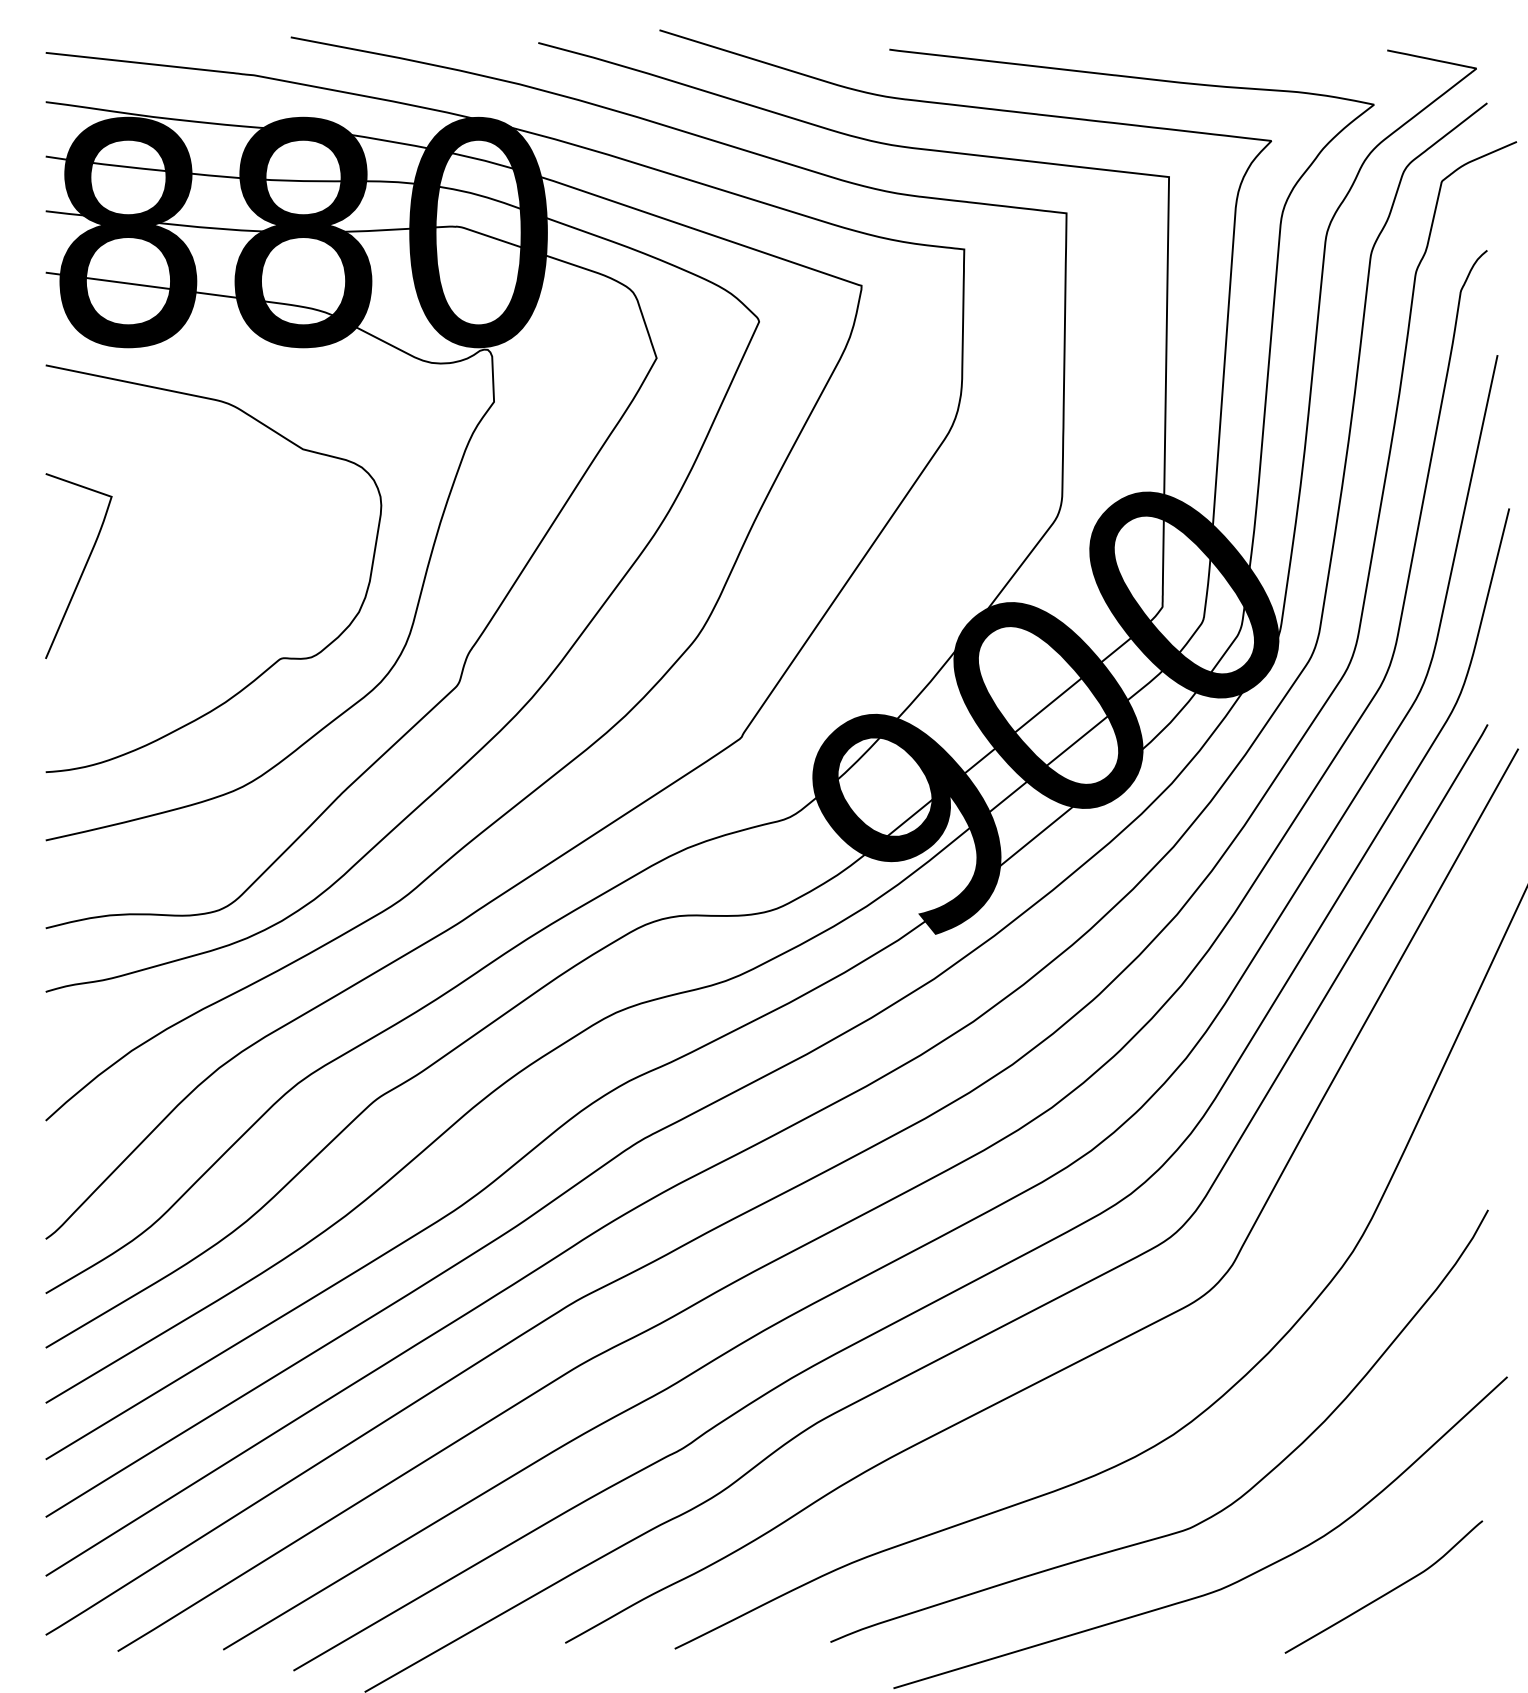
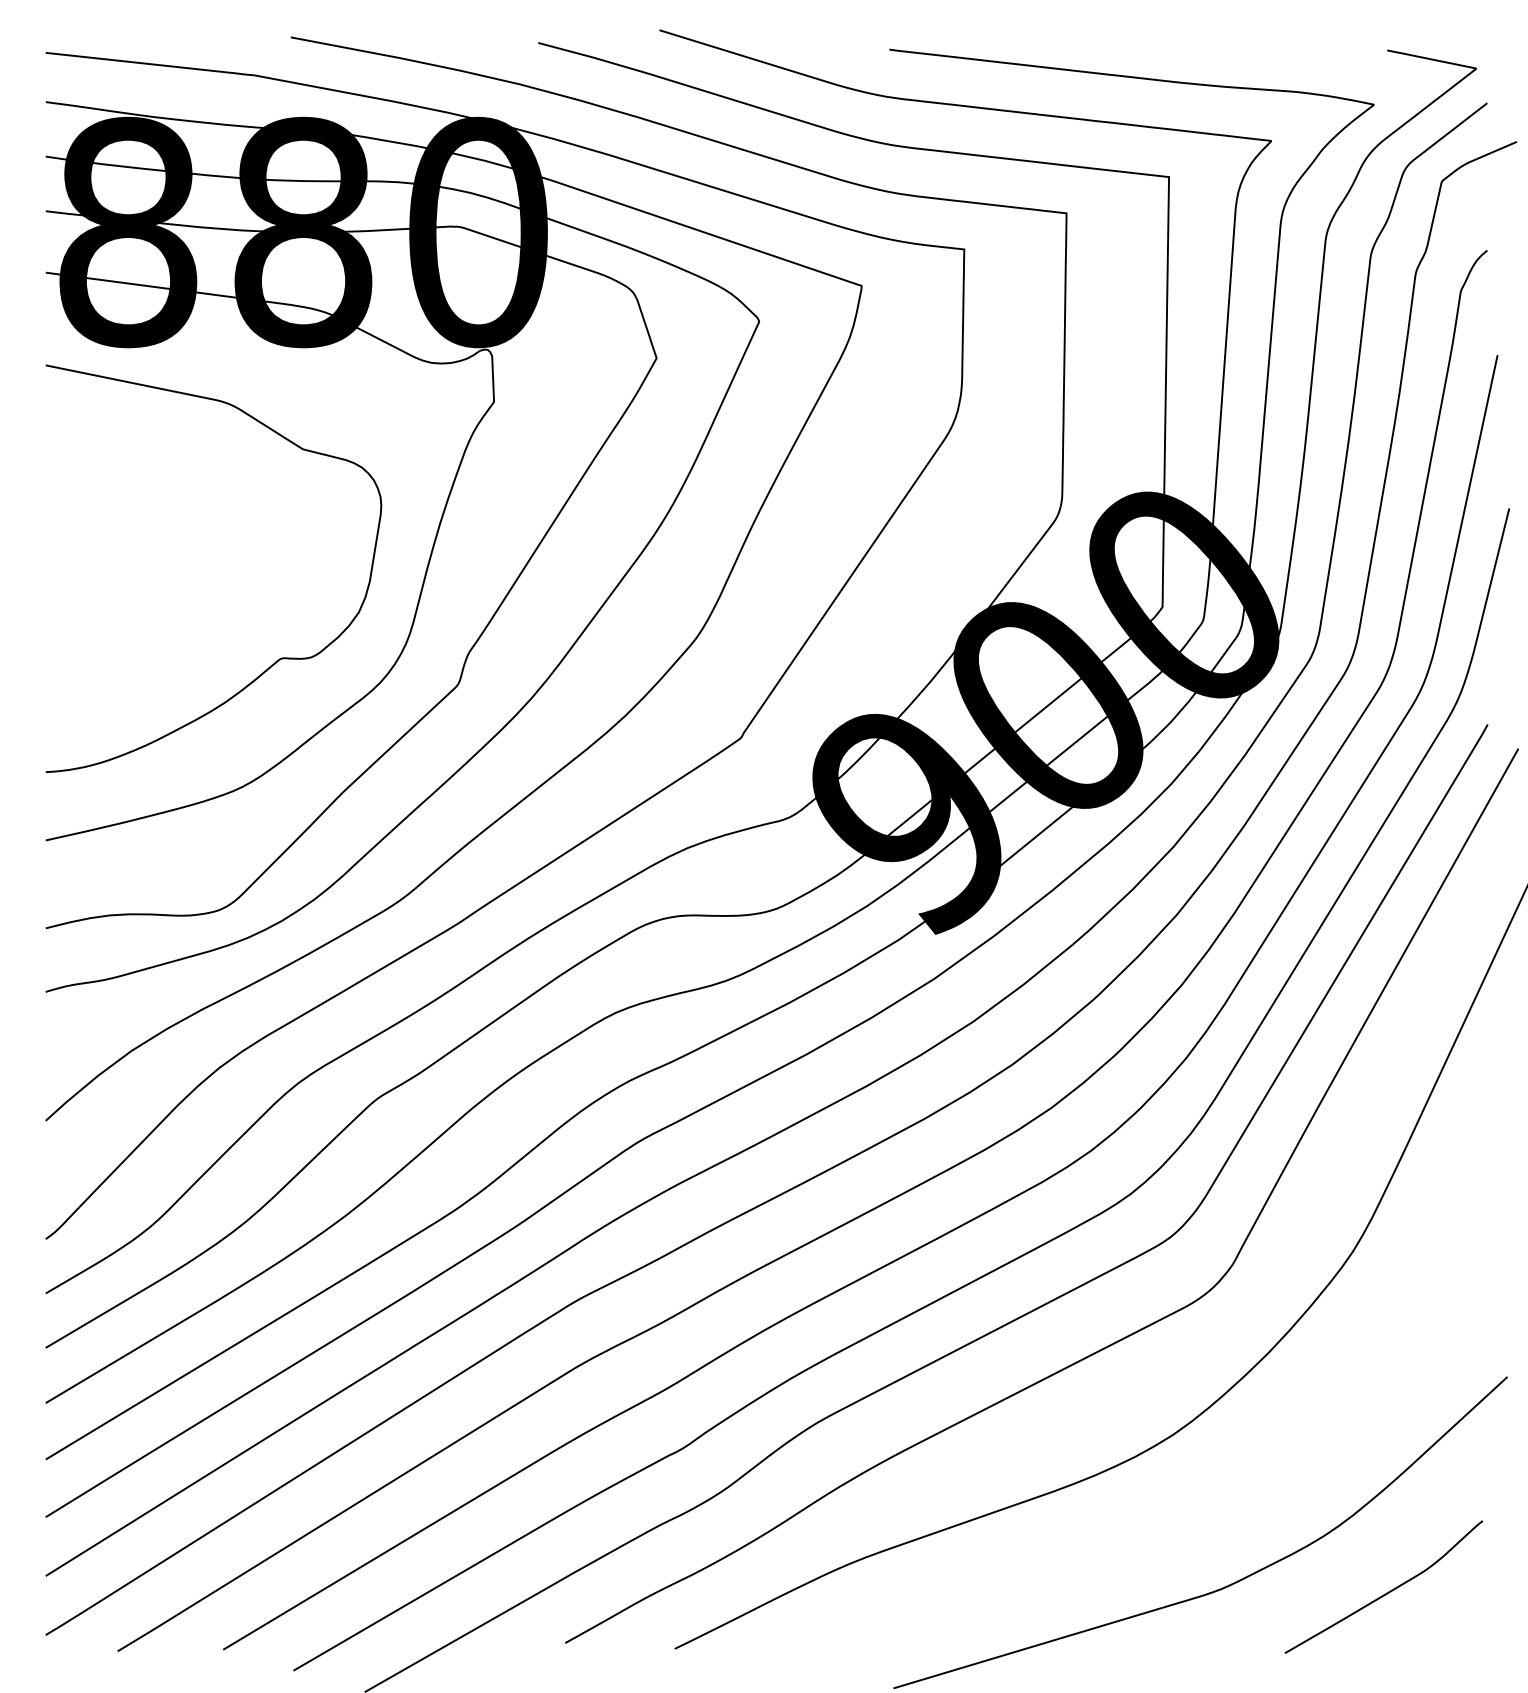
curve: present -> none (83, 567)
curve: present -> none (1211, 1515)
